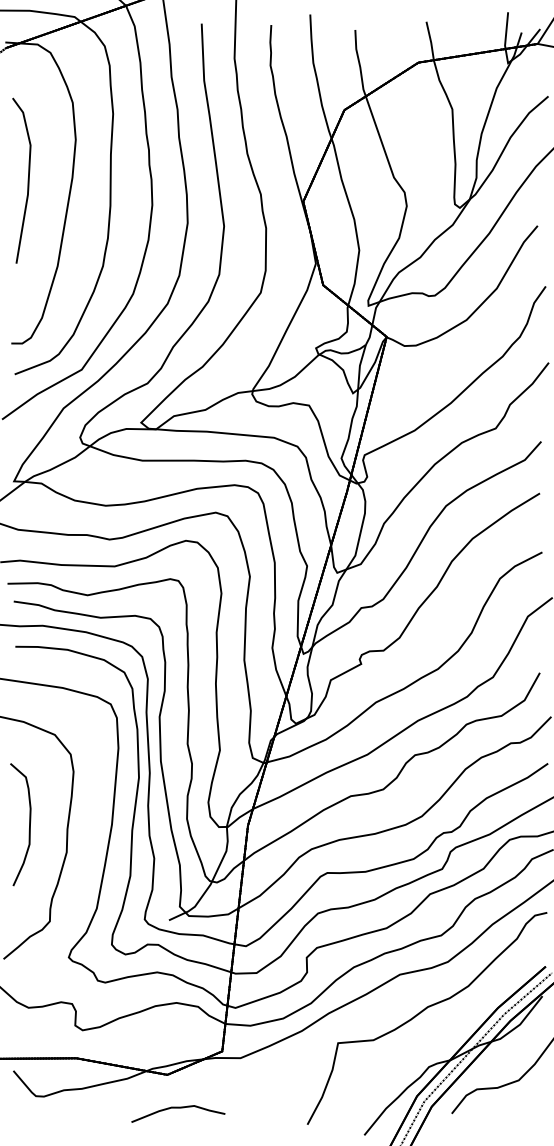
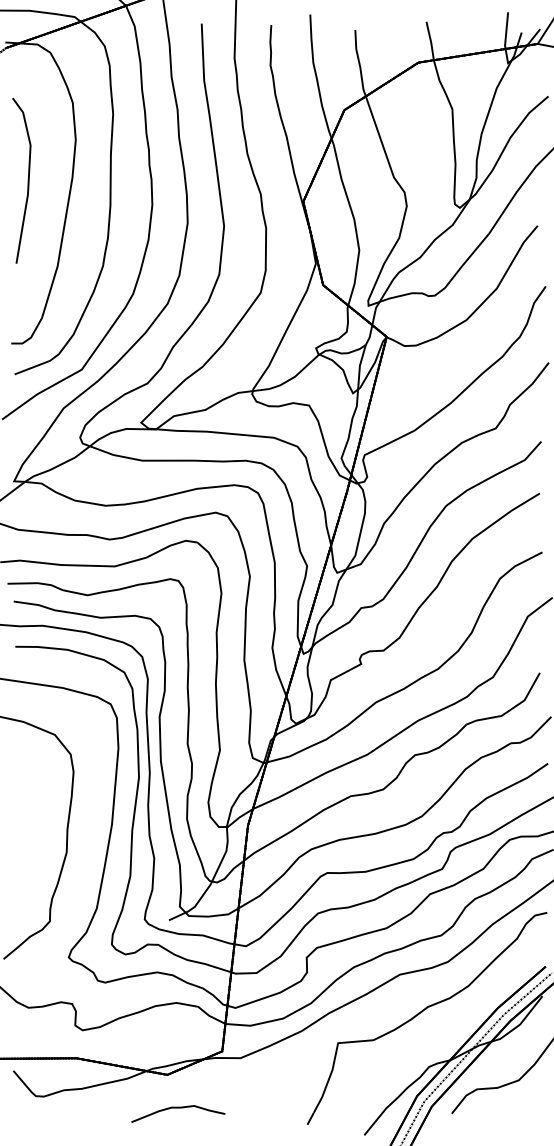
curve: present -> none (29, 824)
